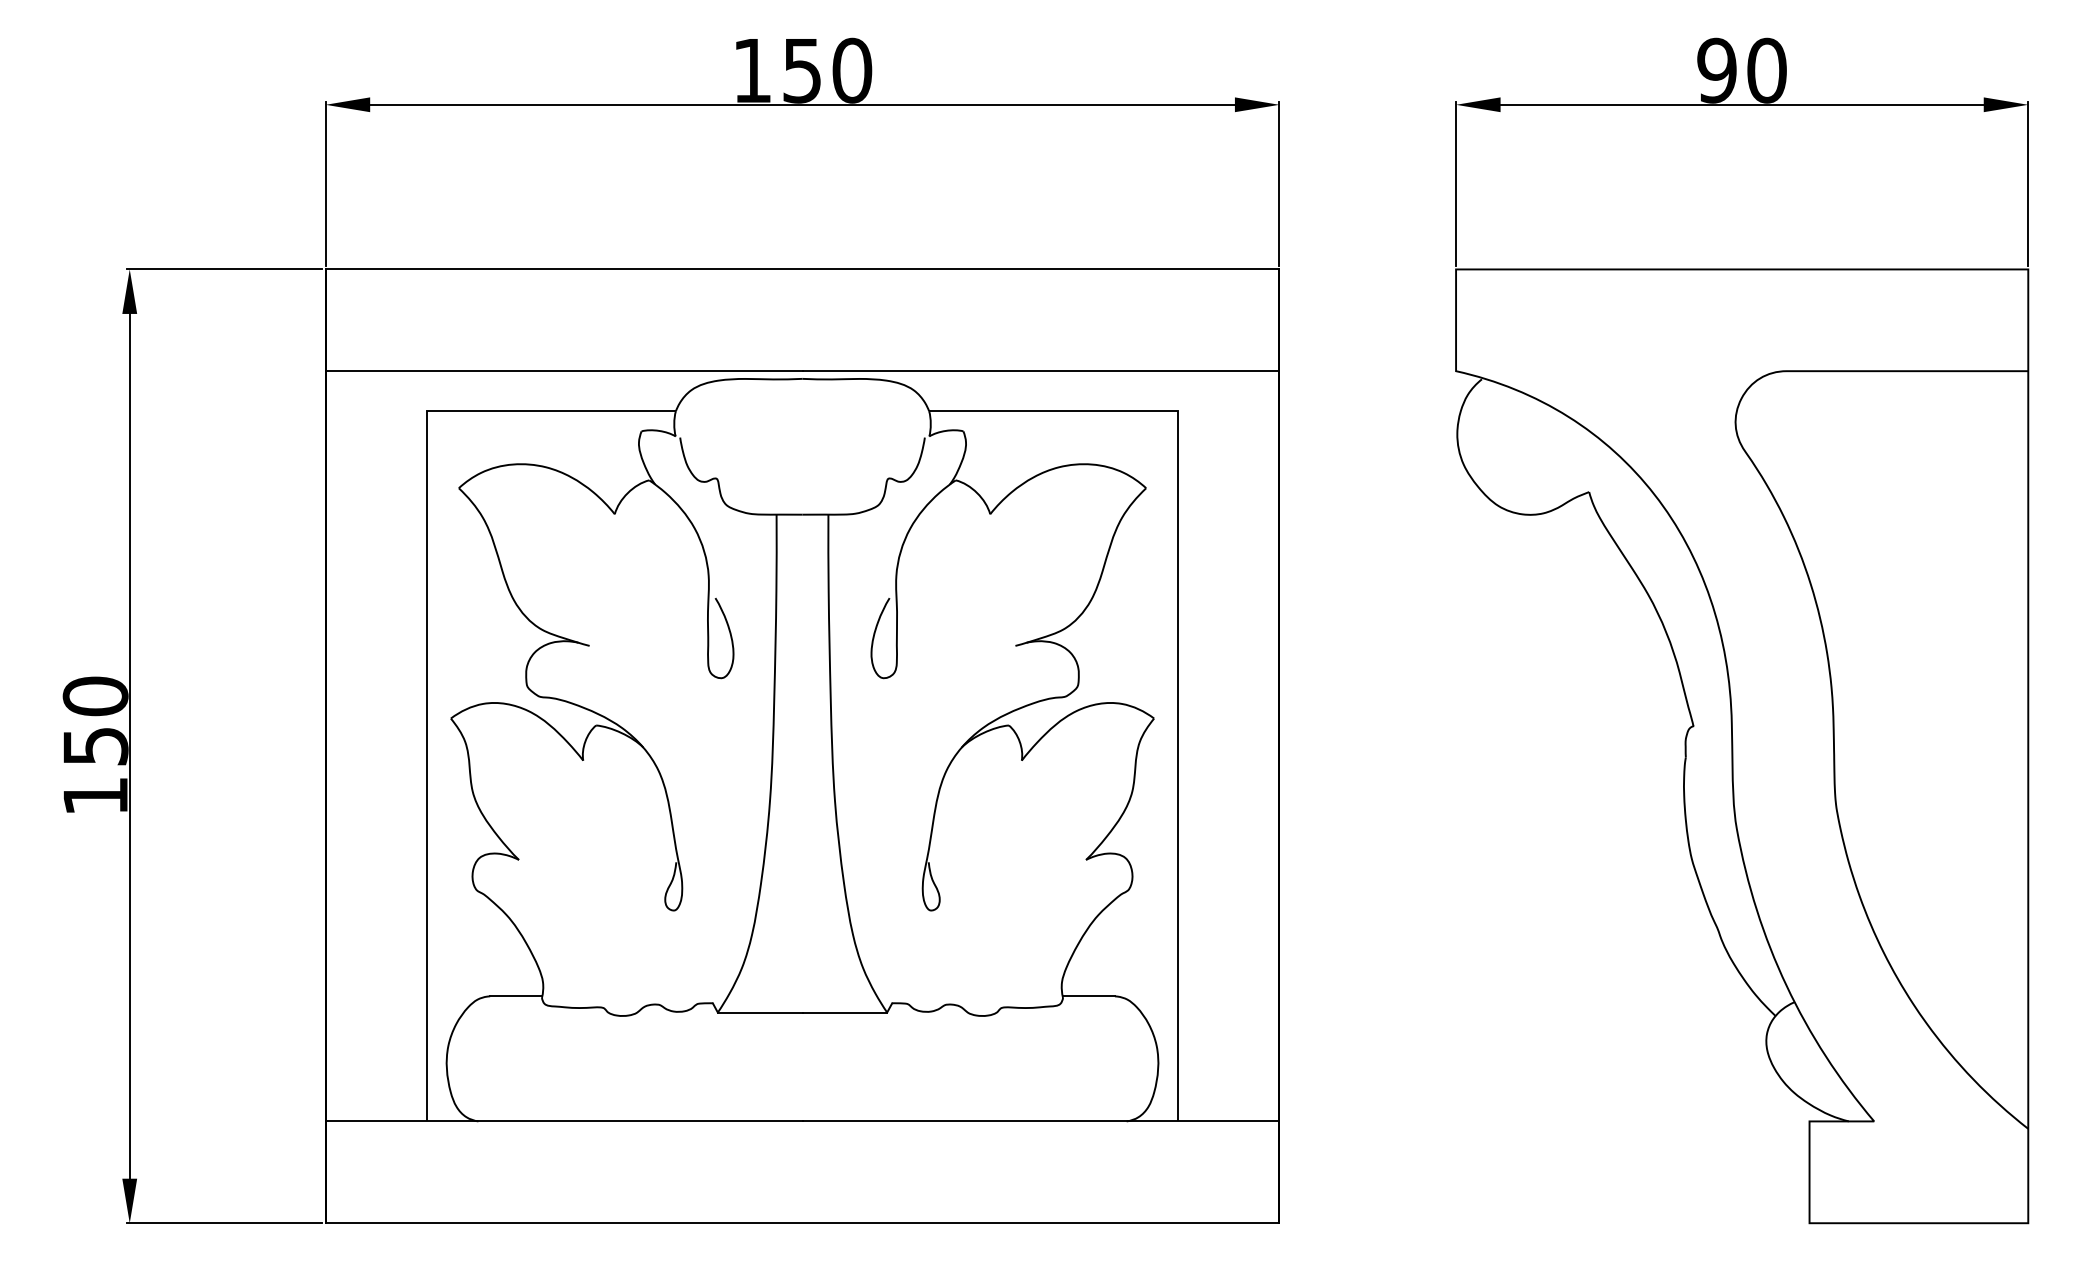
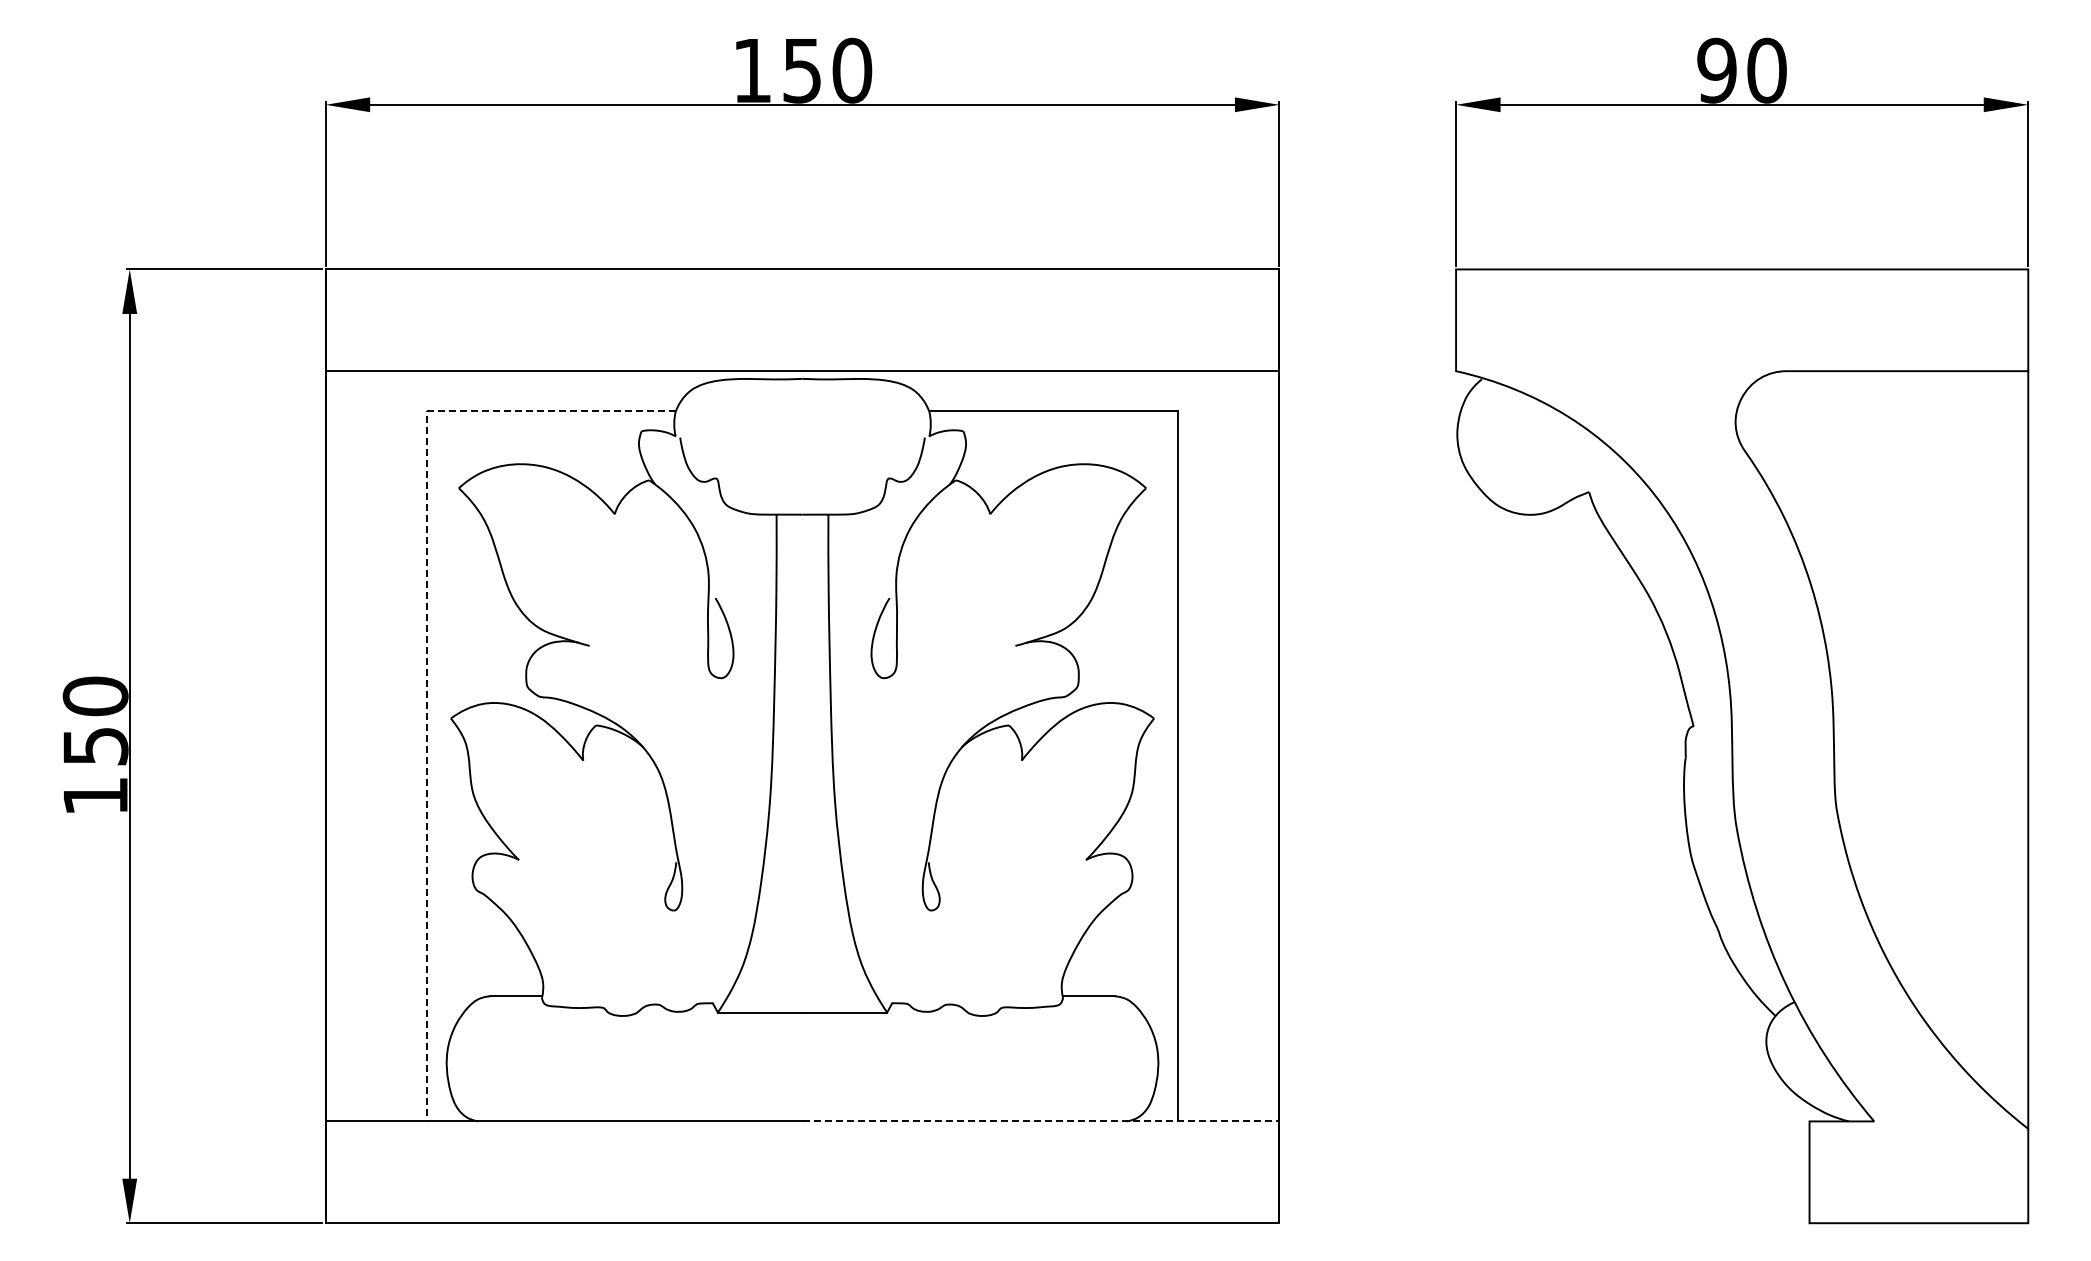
line: solid -> dashed (427, 641)
line: solid -> dashed (1041, 1121)
